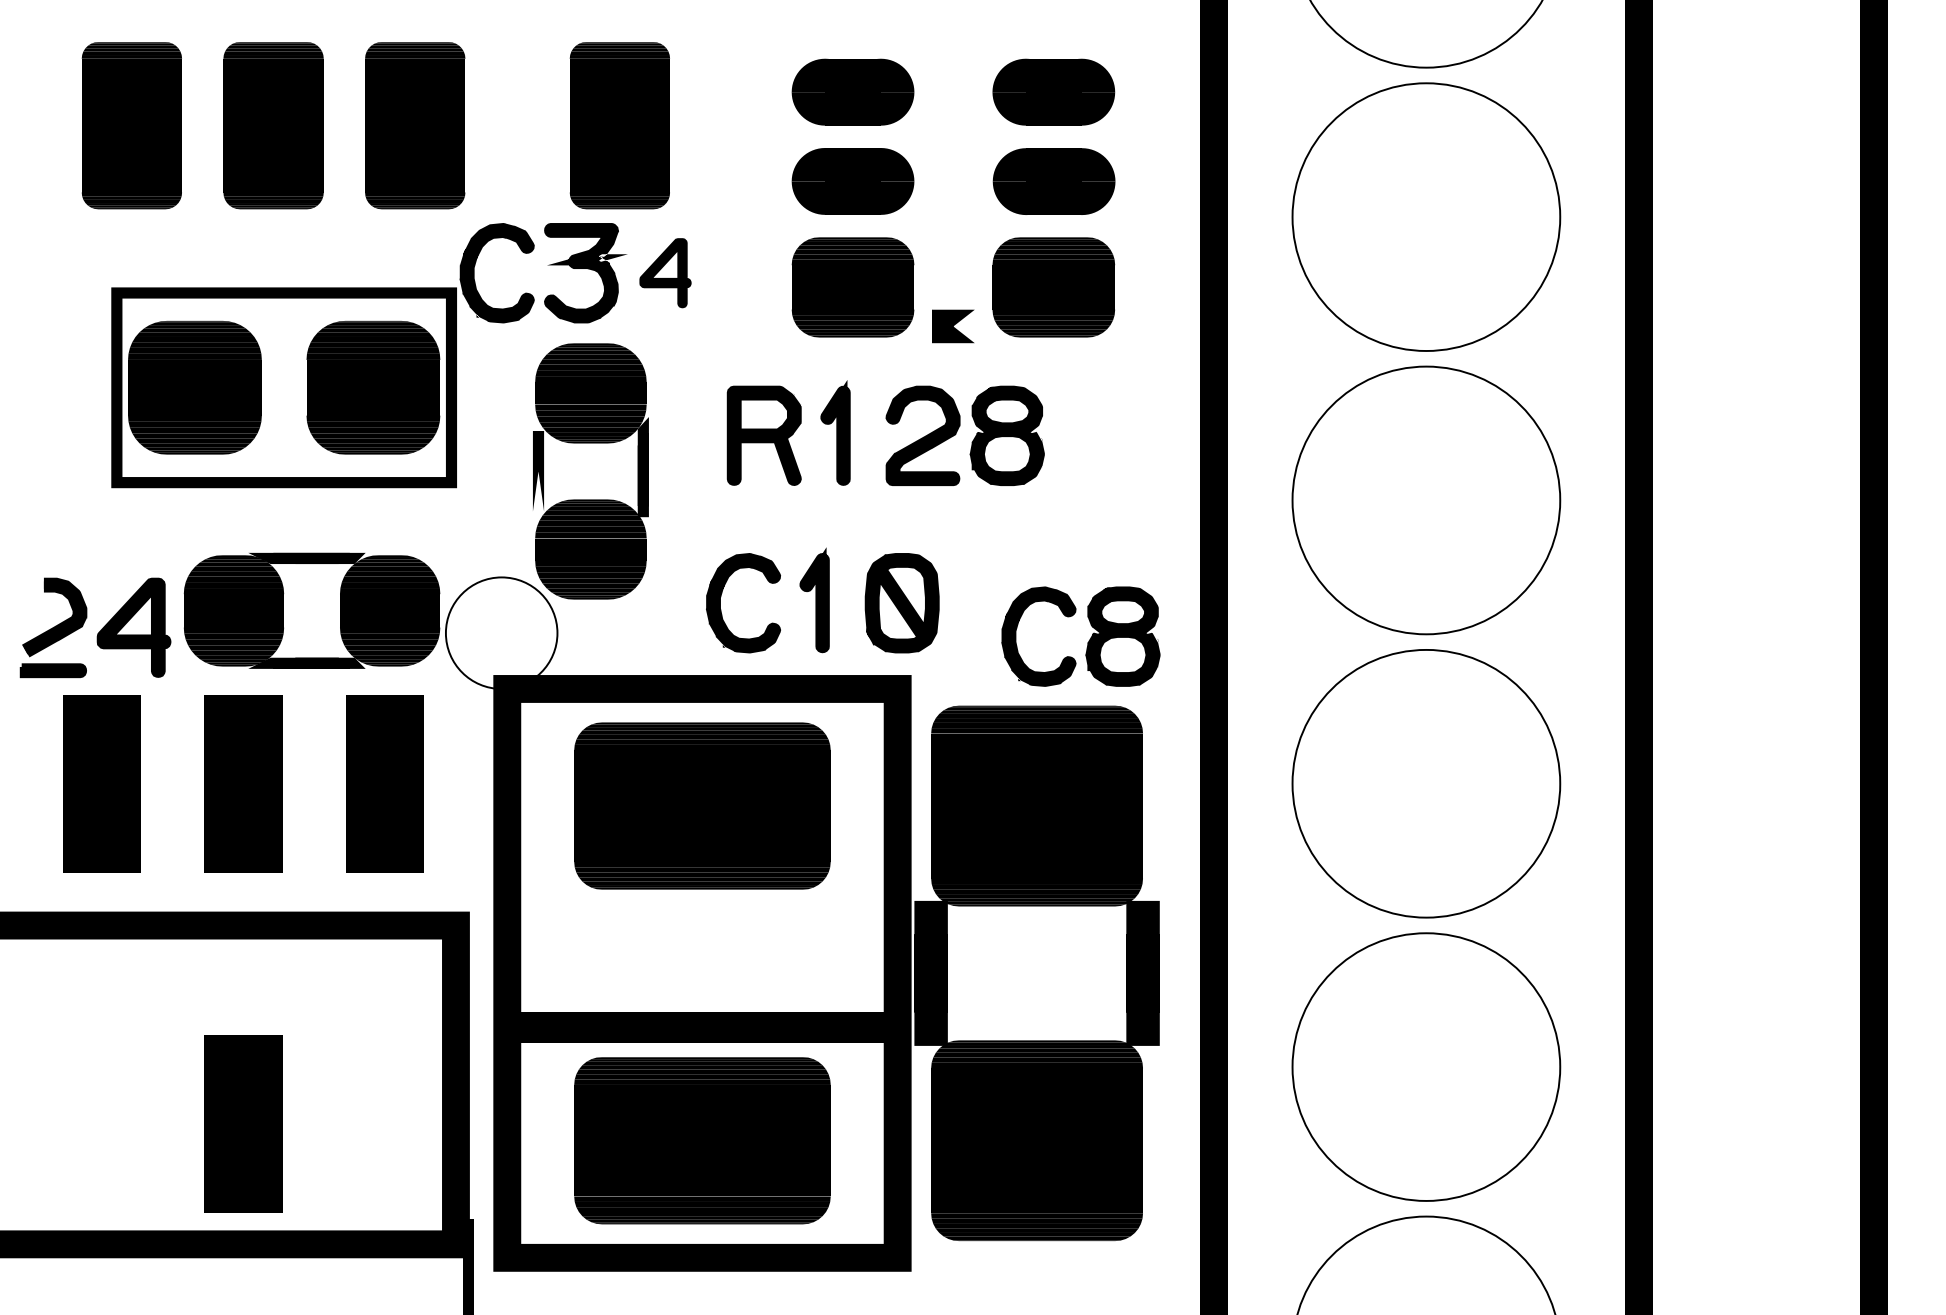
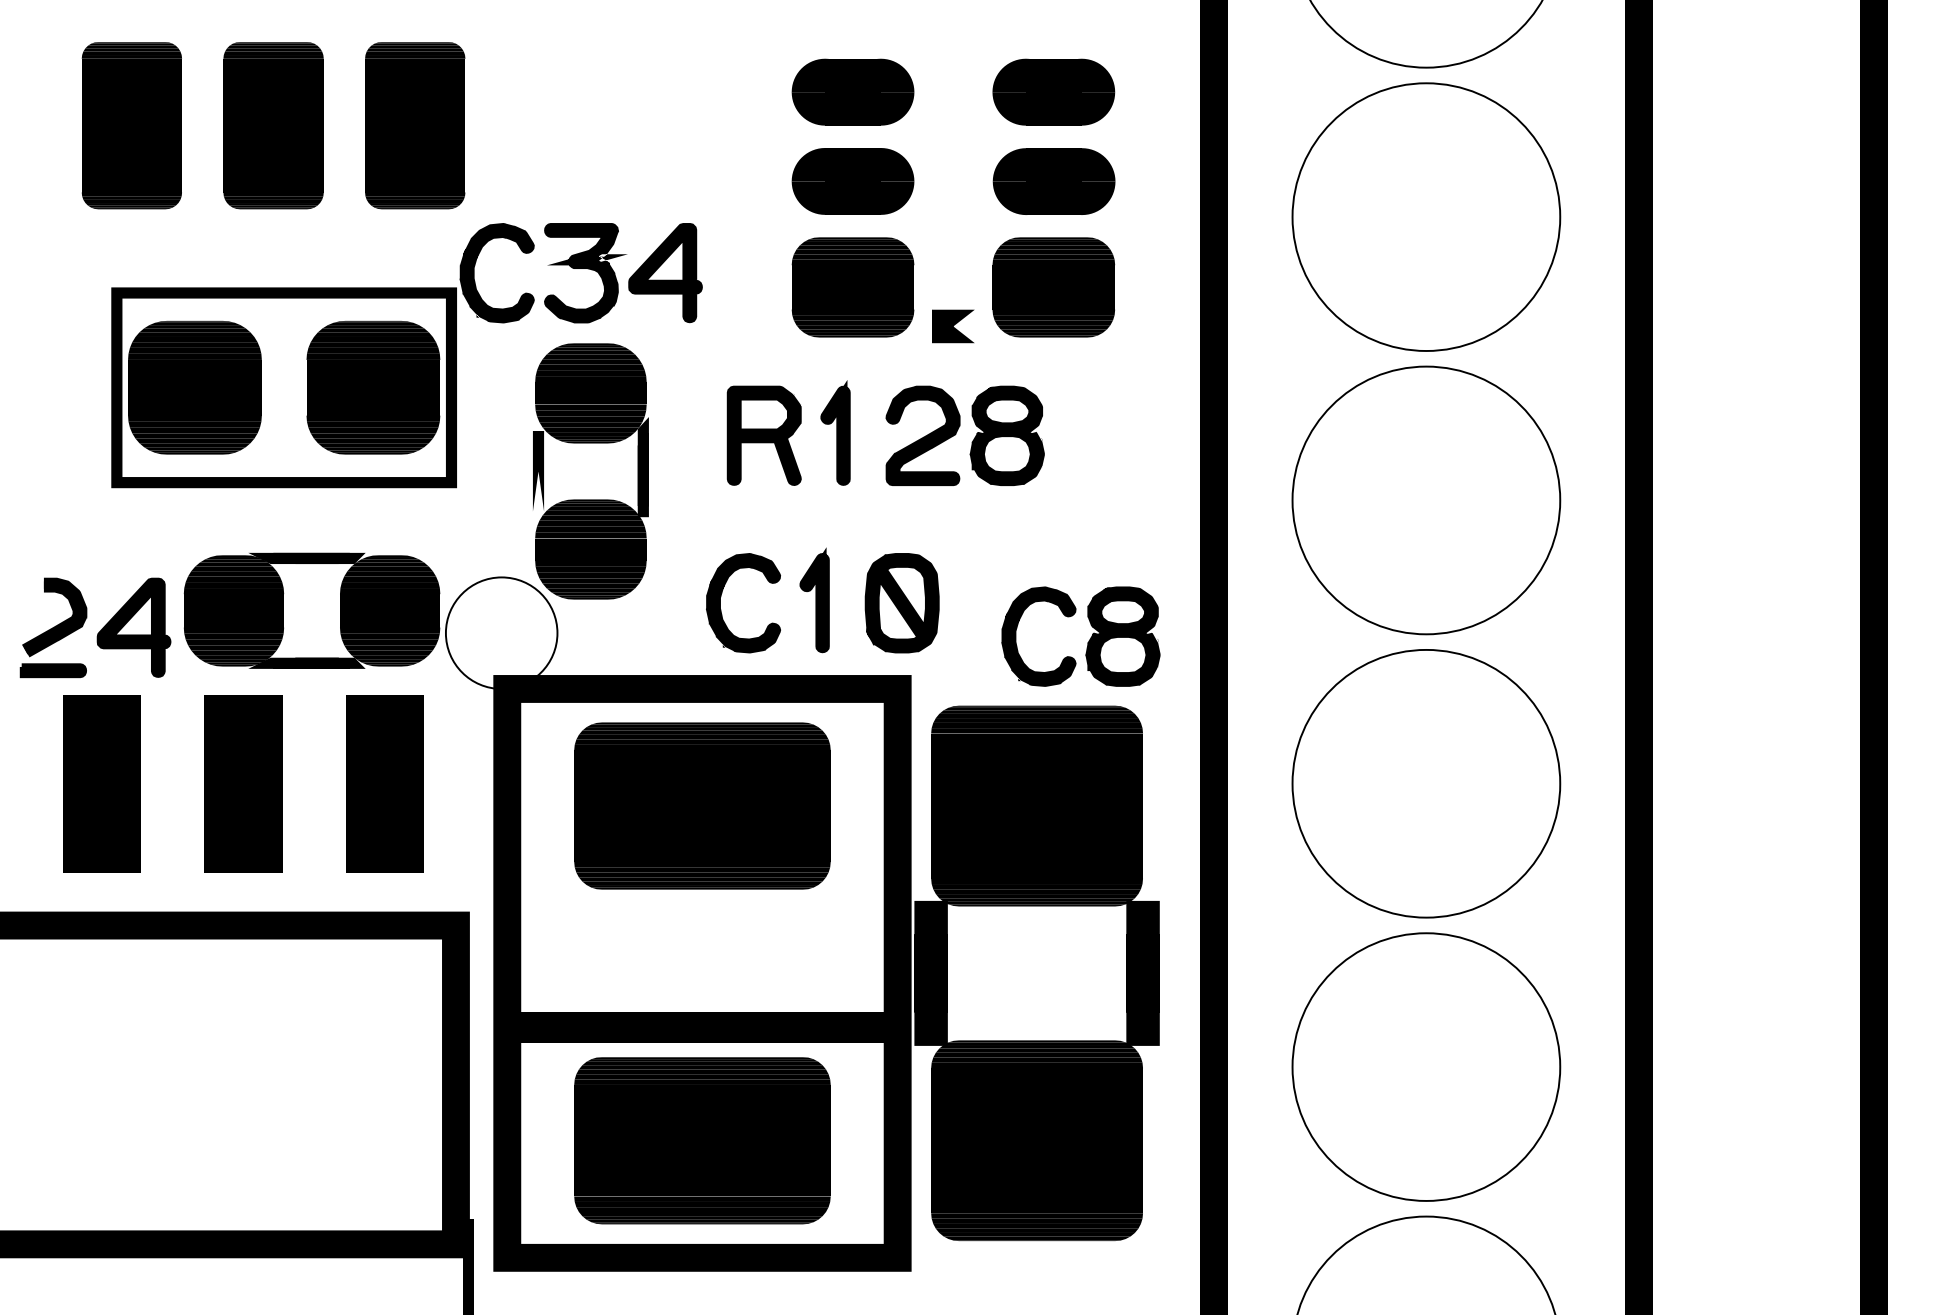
part: present -> none (619, 125)
part size: 53x71 px -> 75x101 px (665, 273)
part: present -> none (243, 1123)
